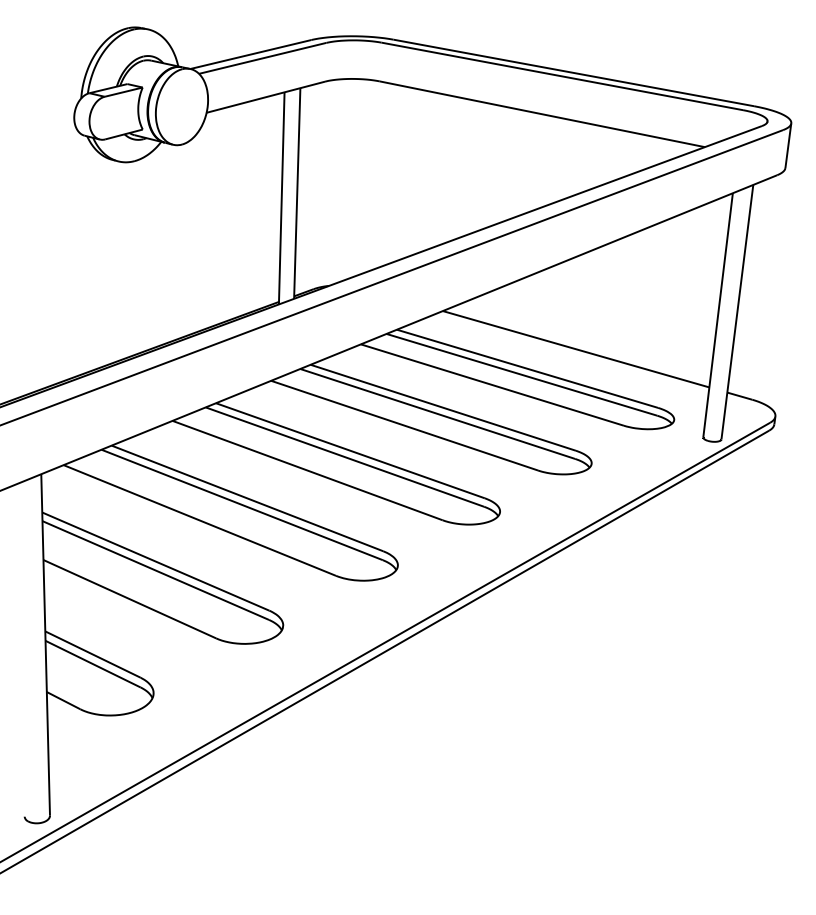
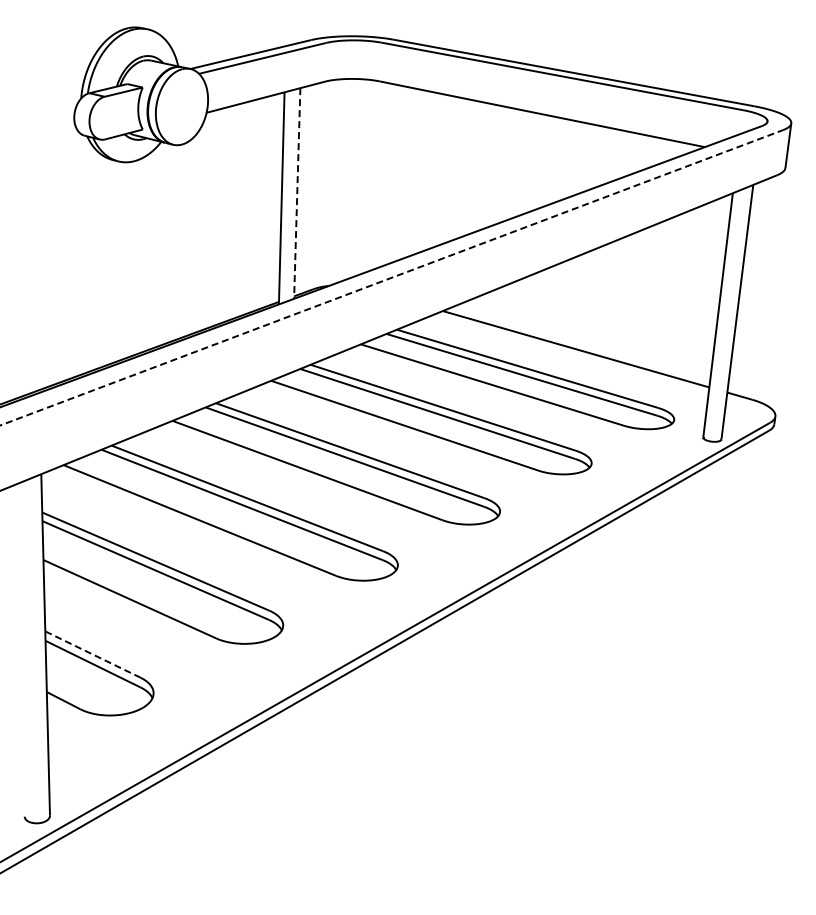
line: solid -> dashed (297, 193)
line: solid -> dashed (392, 277)
line: solid -> dashed (92, 654)
